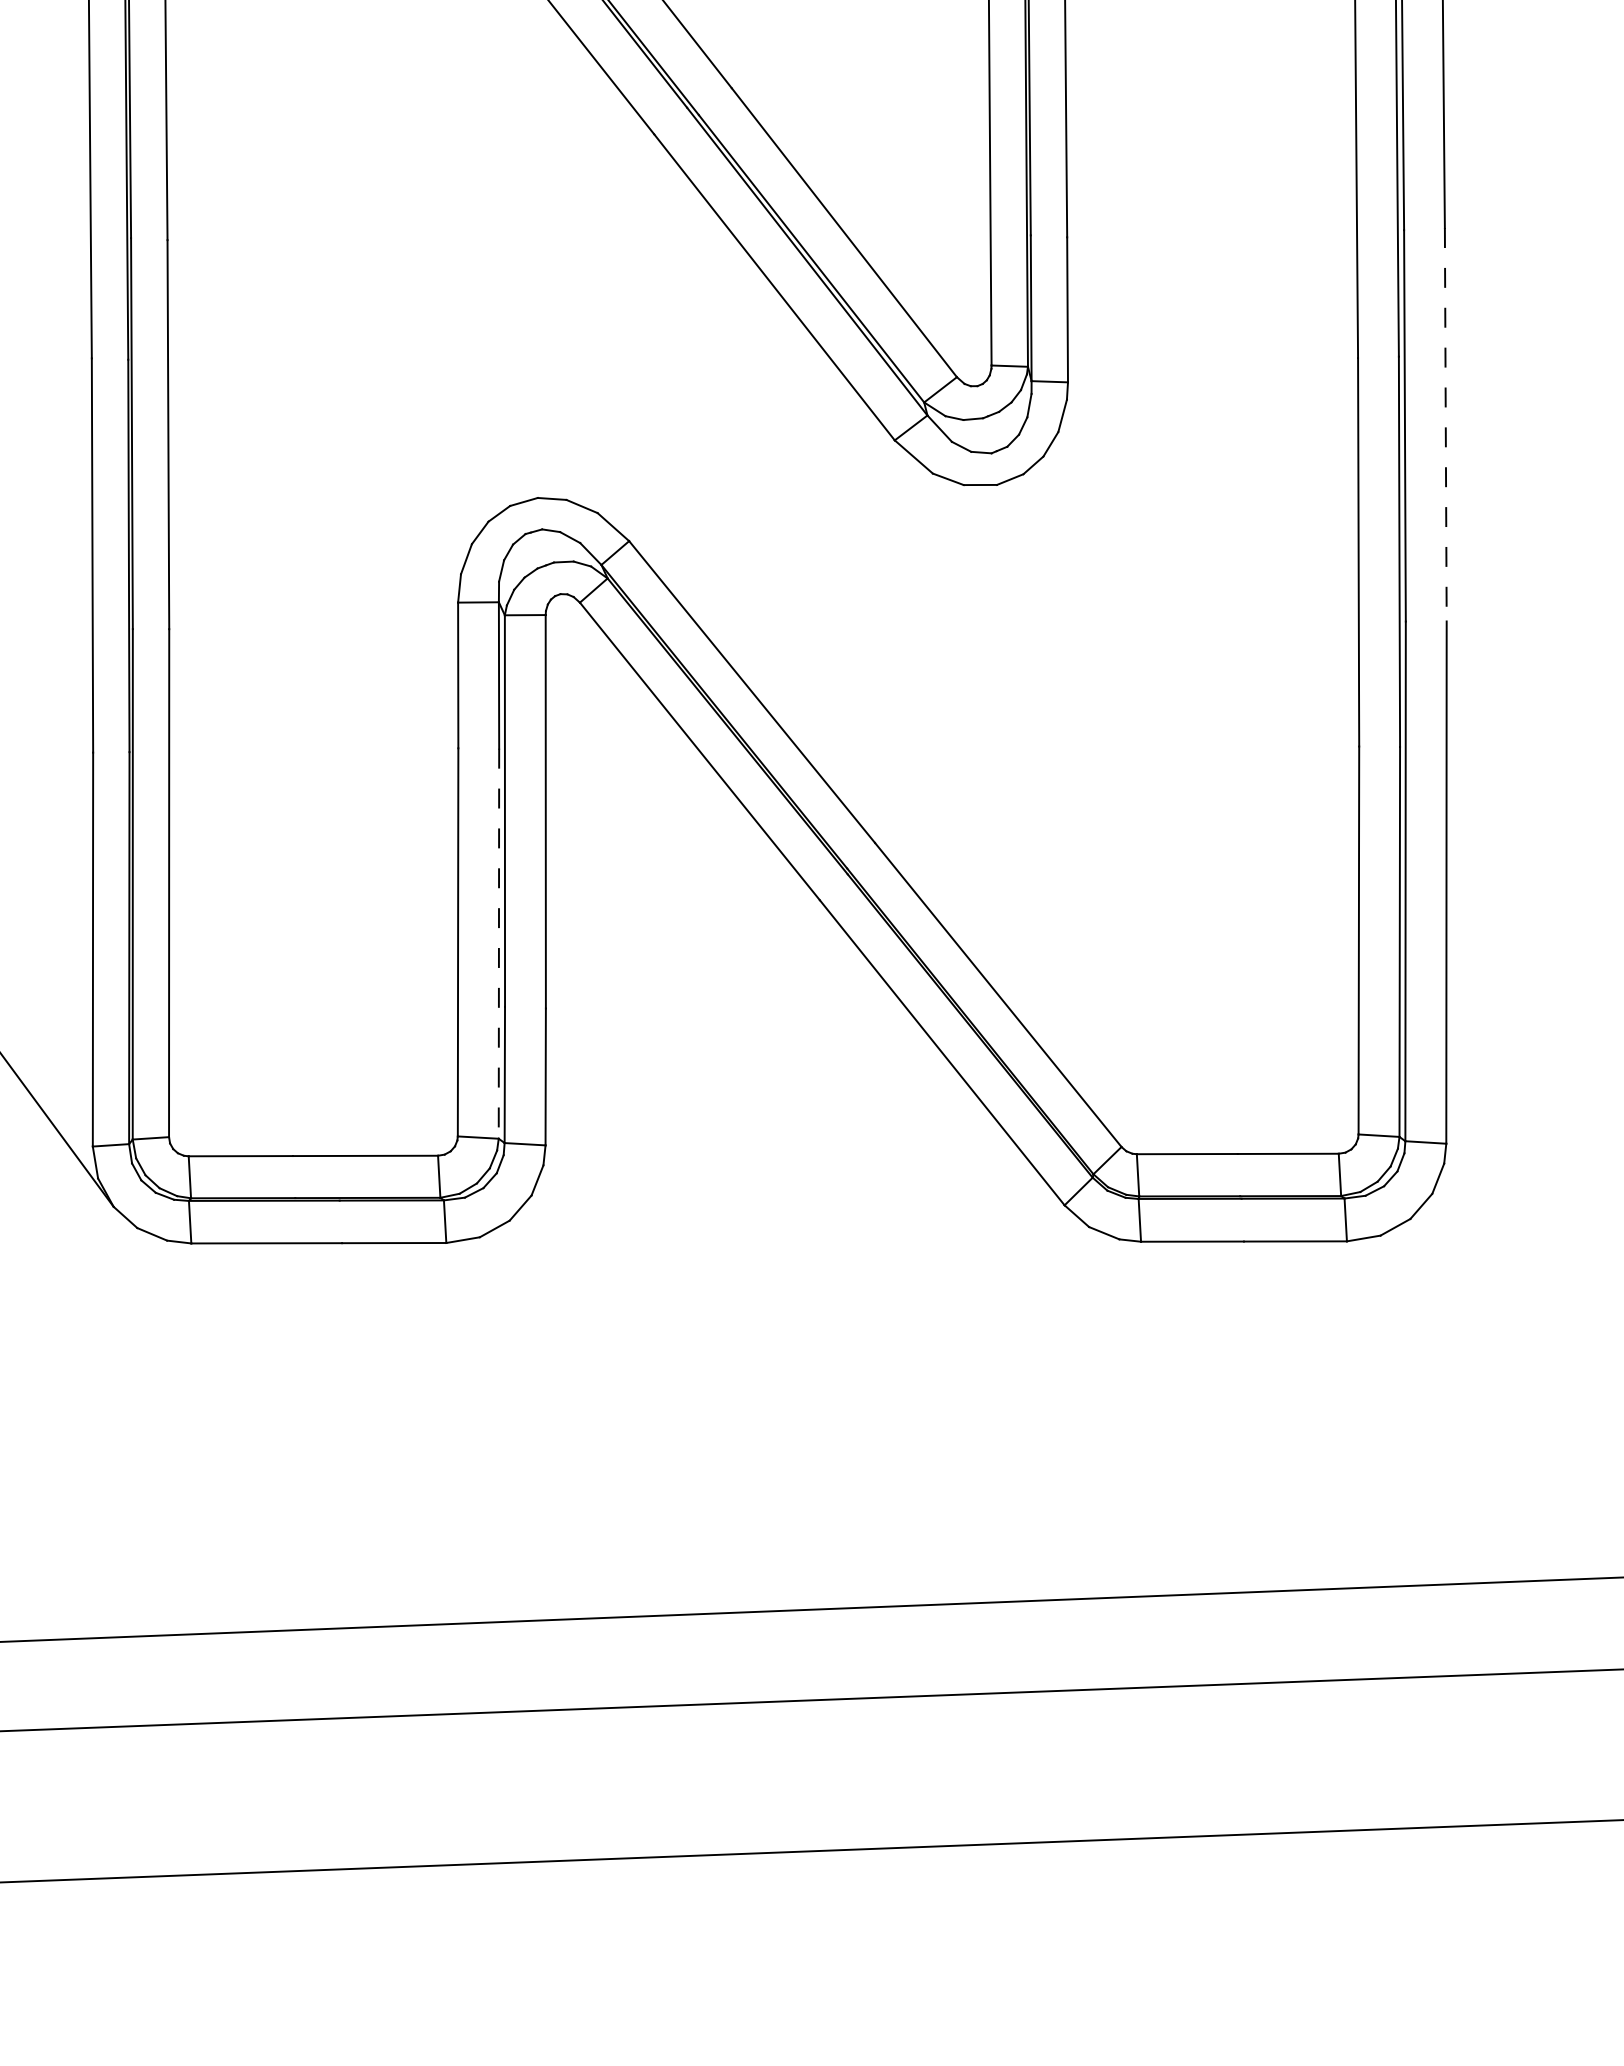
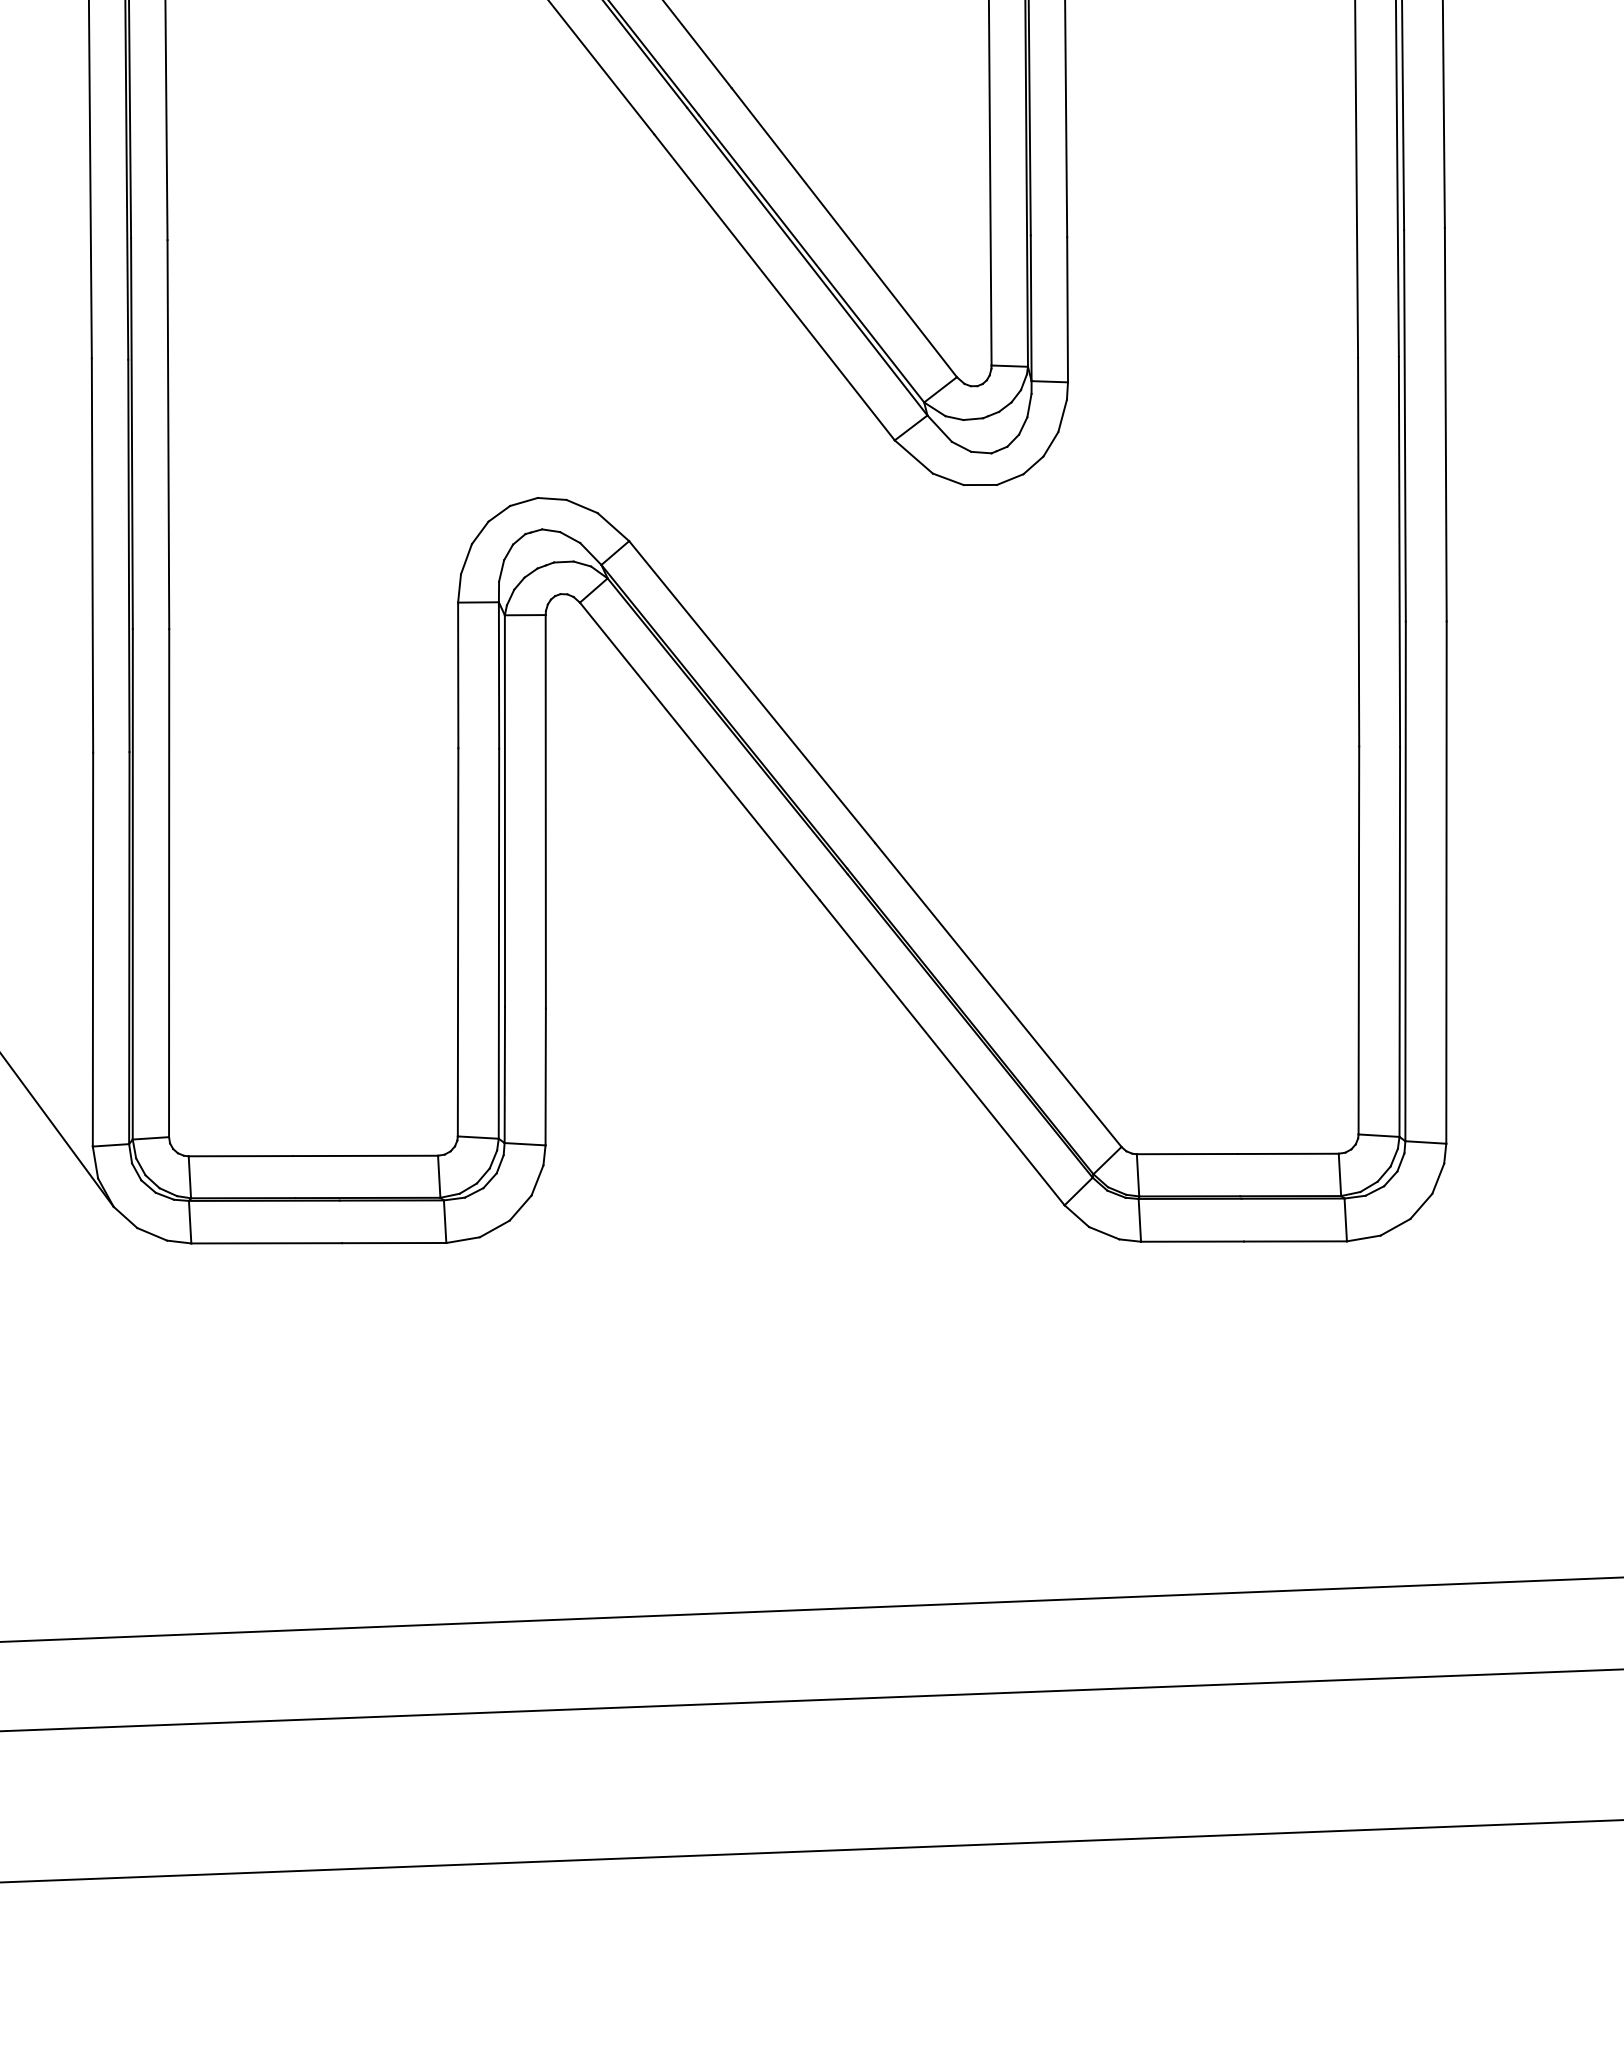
line: dashed -> solid (1445, 424)
line: dashed -> solid (498, 944)
